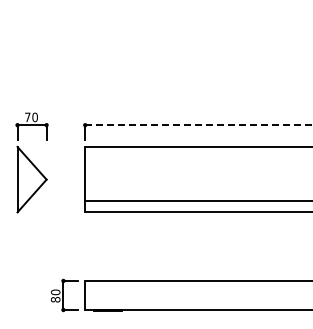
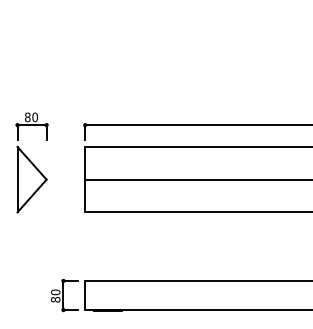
text: 70 -> 80 (27, 117)
line: dashed -> solid (199, 125)
line position: (197, 200) -> (197, 179) (197, 179)
